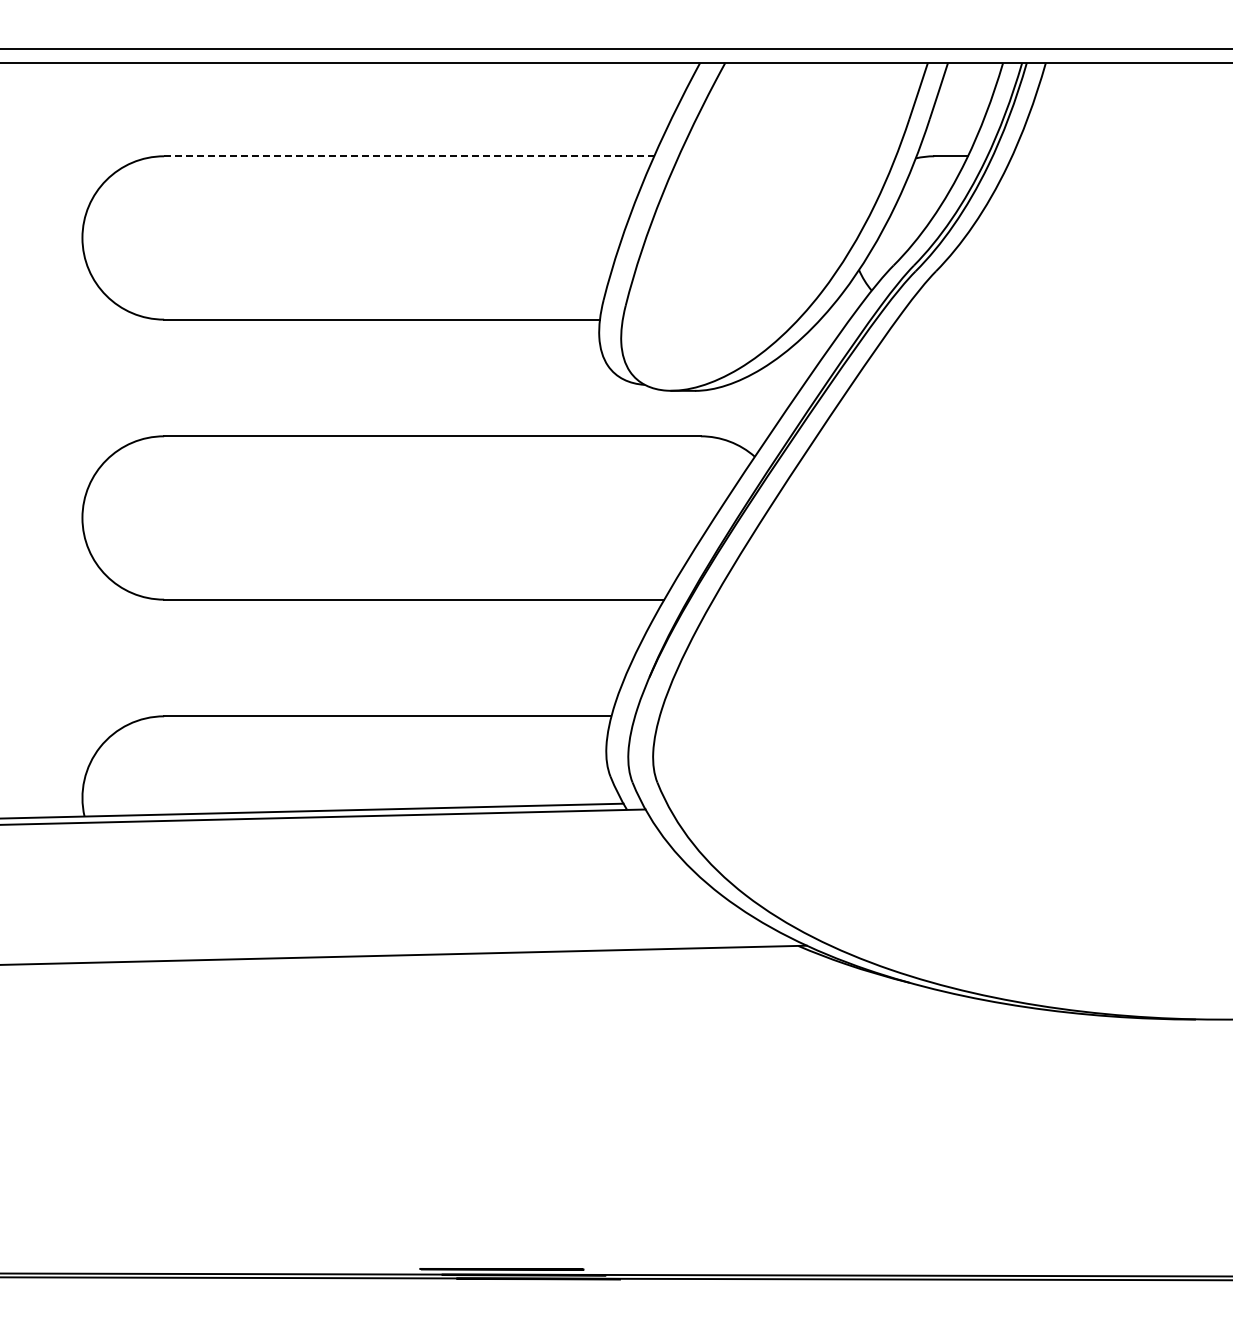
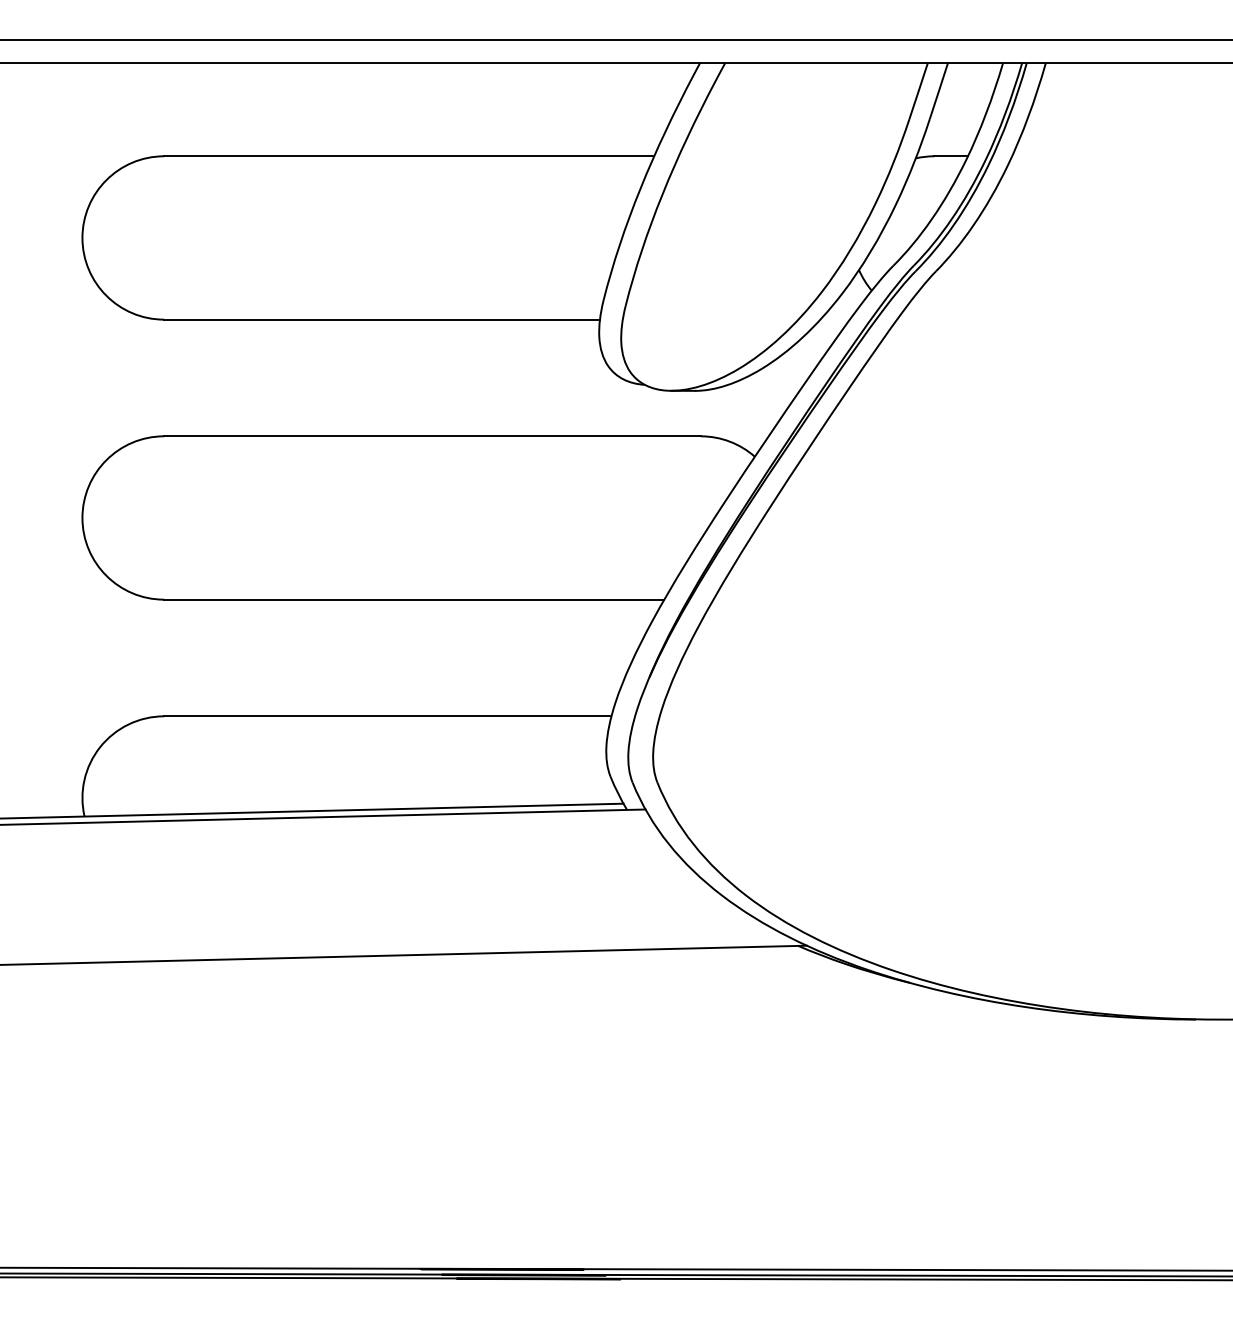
line position: (615, 48) -> (615, 39) (615, 39)
line: dashed -> solid (409, 156)
line: none -> present (615, 1268)
